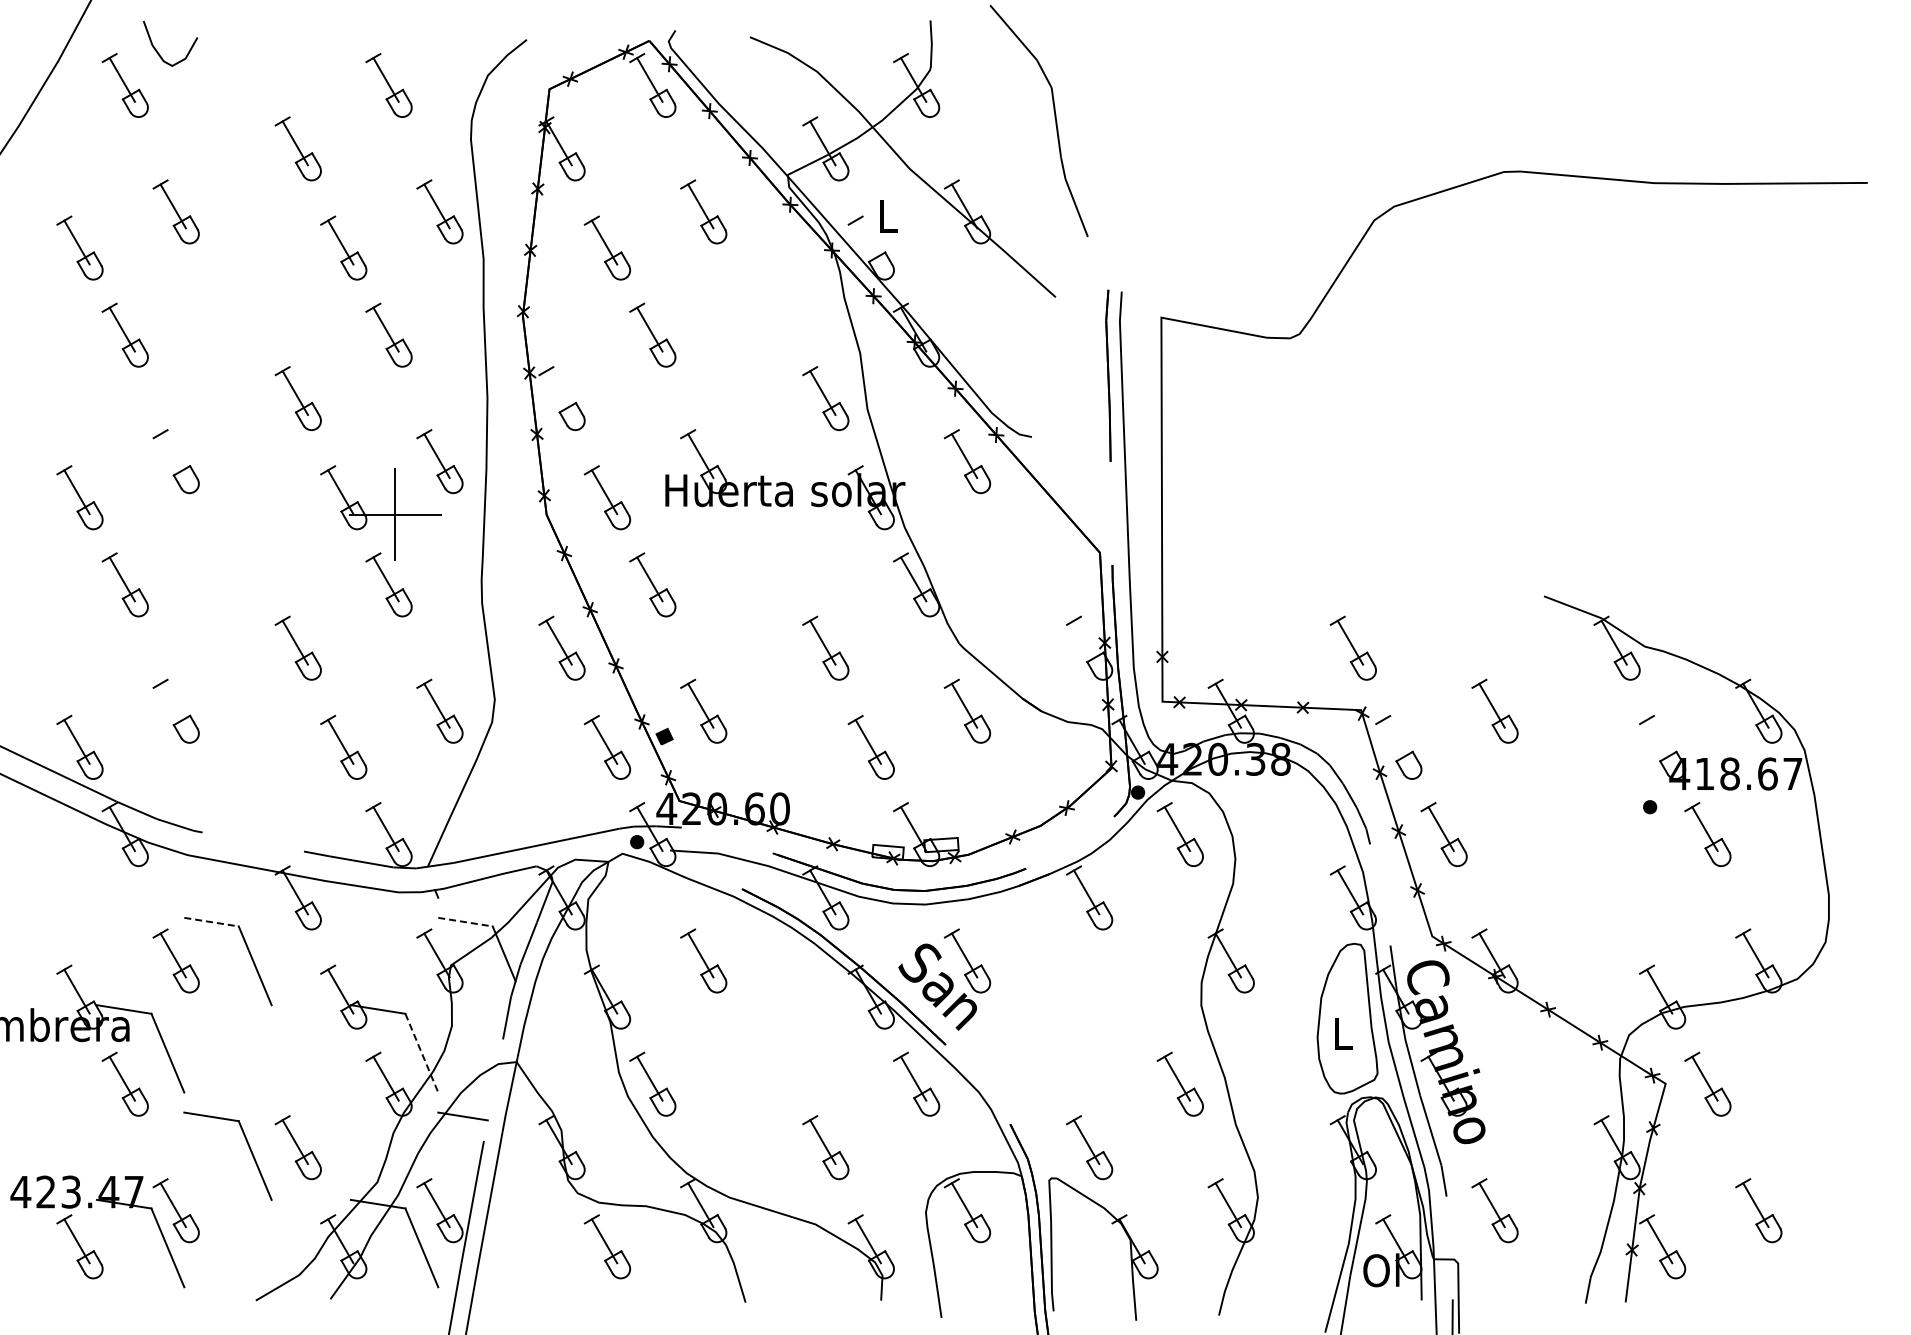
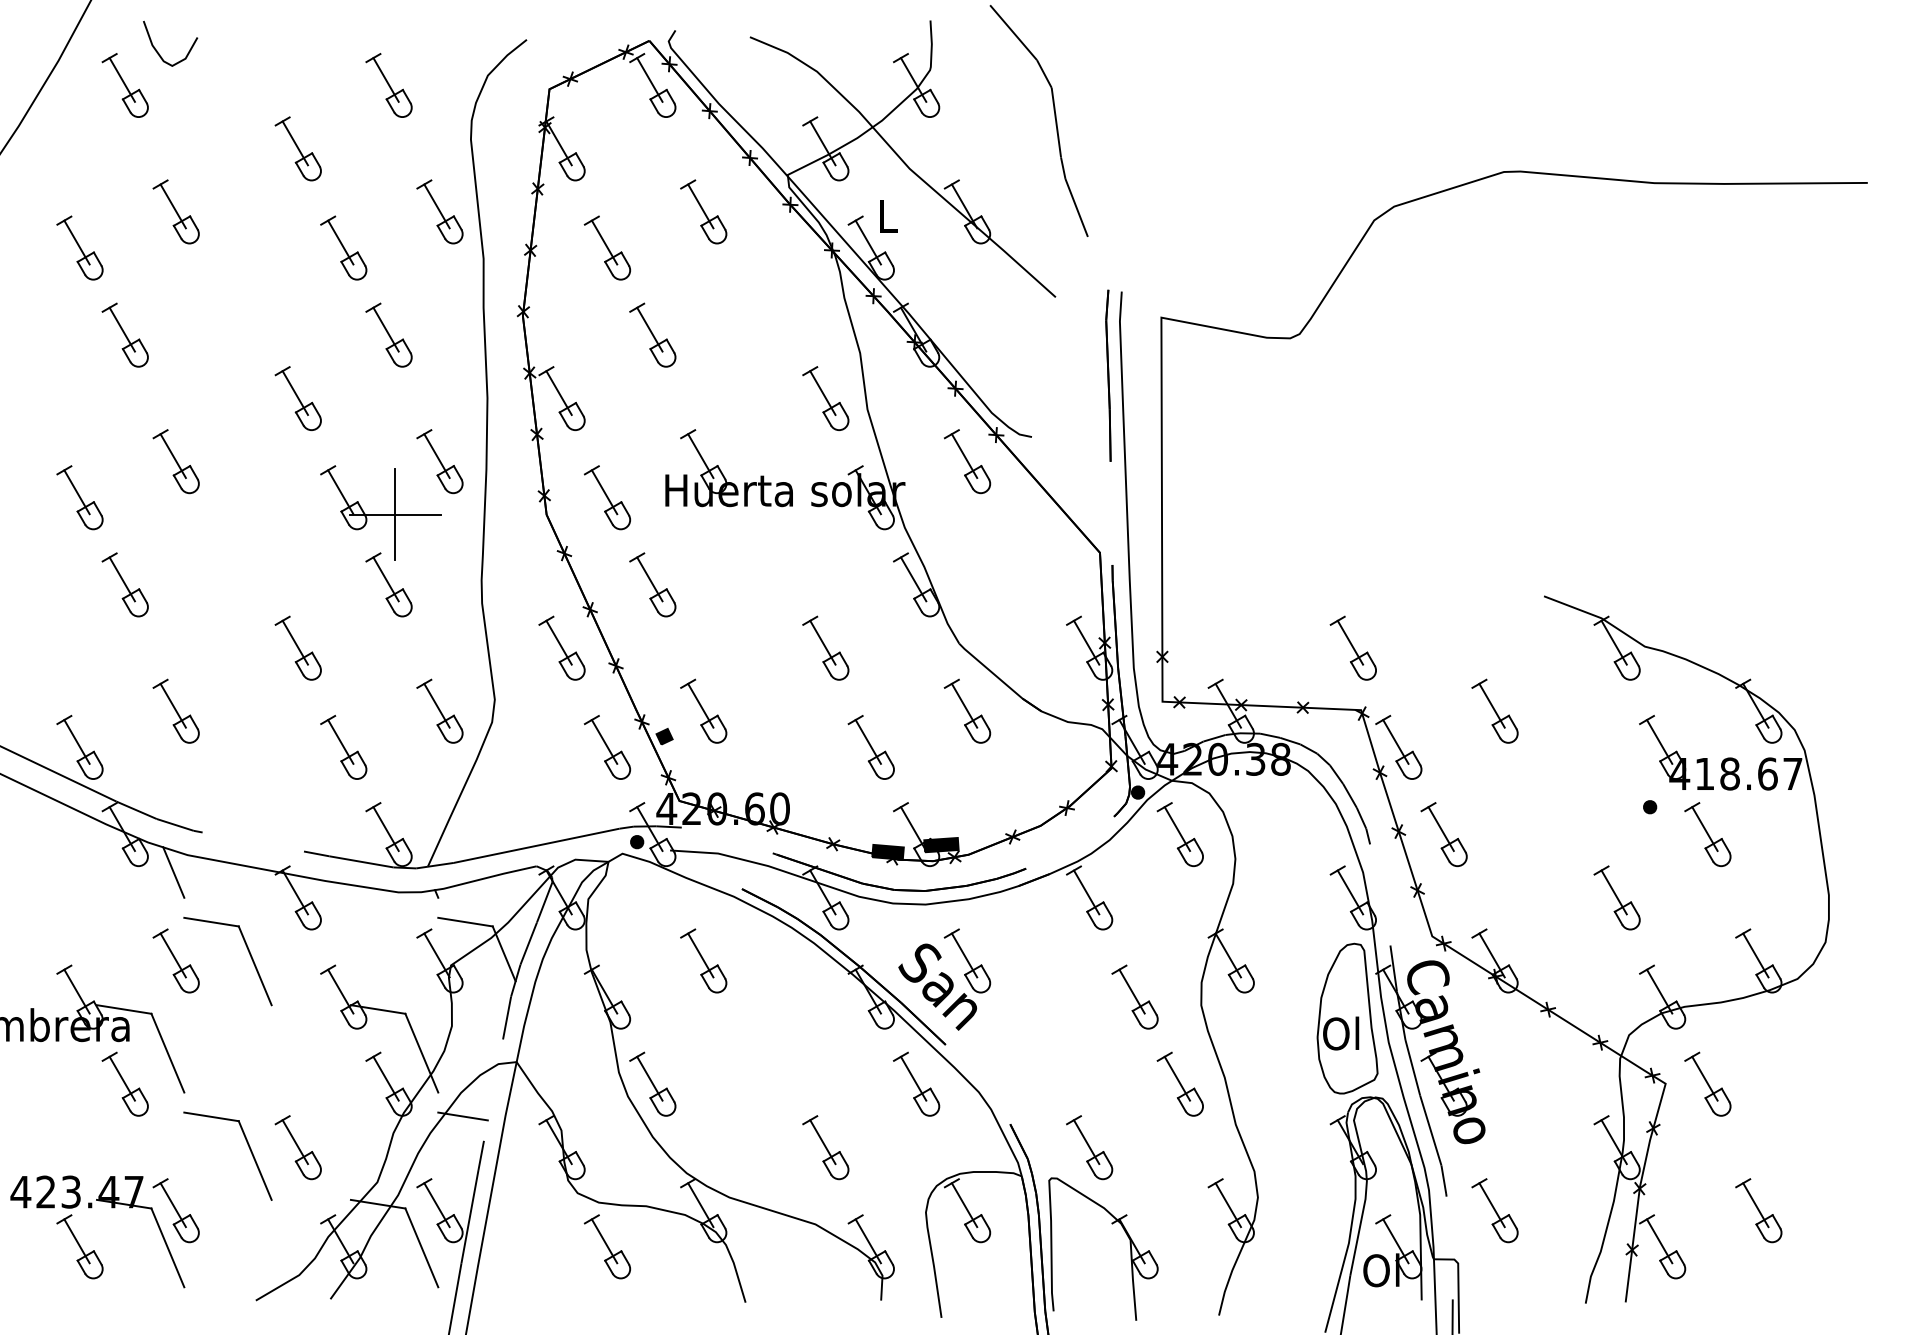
line: none -> present (867, 242)
line: none -> present (558, 392)
line: none -> present (172, 456)
line: none -> present (1086, 642)
line: none -> present (172, 705)
line: none -> present (1395, 741)
line: none -> present (1659, 741)
fill: none -> present (941, 844)
fill: none -> present (887, 851)
line: none -> present (173, 872)
part: none -> present (1616, 897)
line: dashed -> solid (211, 922)
line: dashed -> solid (465, 922)
part: none -> present (1134, 996)
text: L -> Ol (1341, 1033)
line: dashed -> solid (421, 1053)
